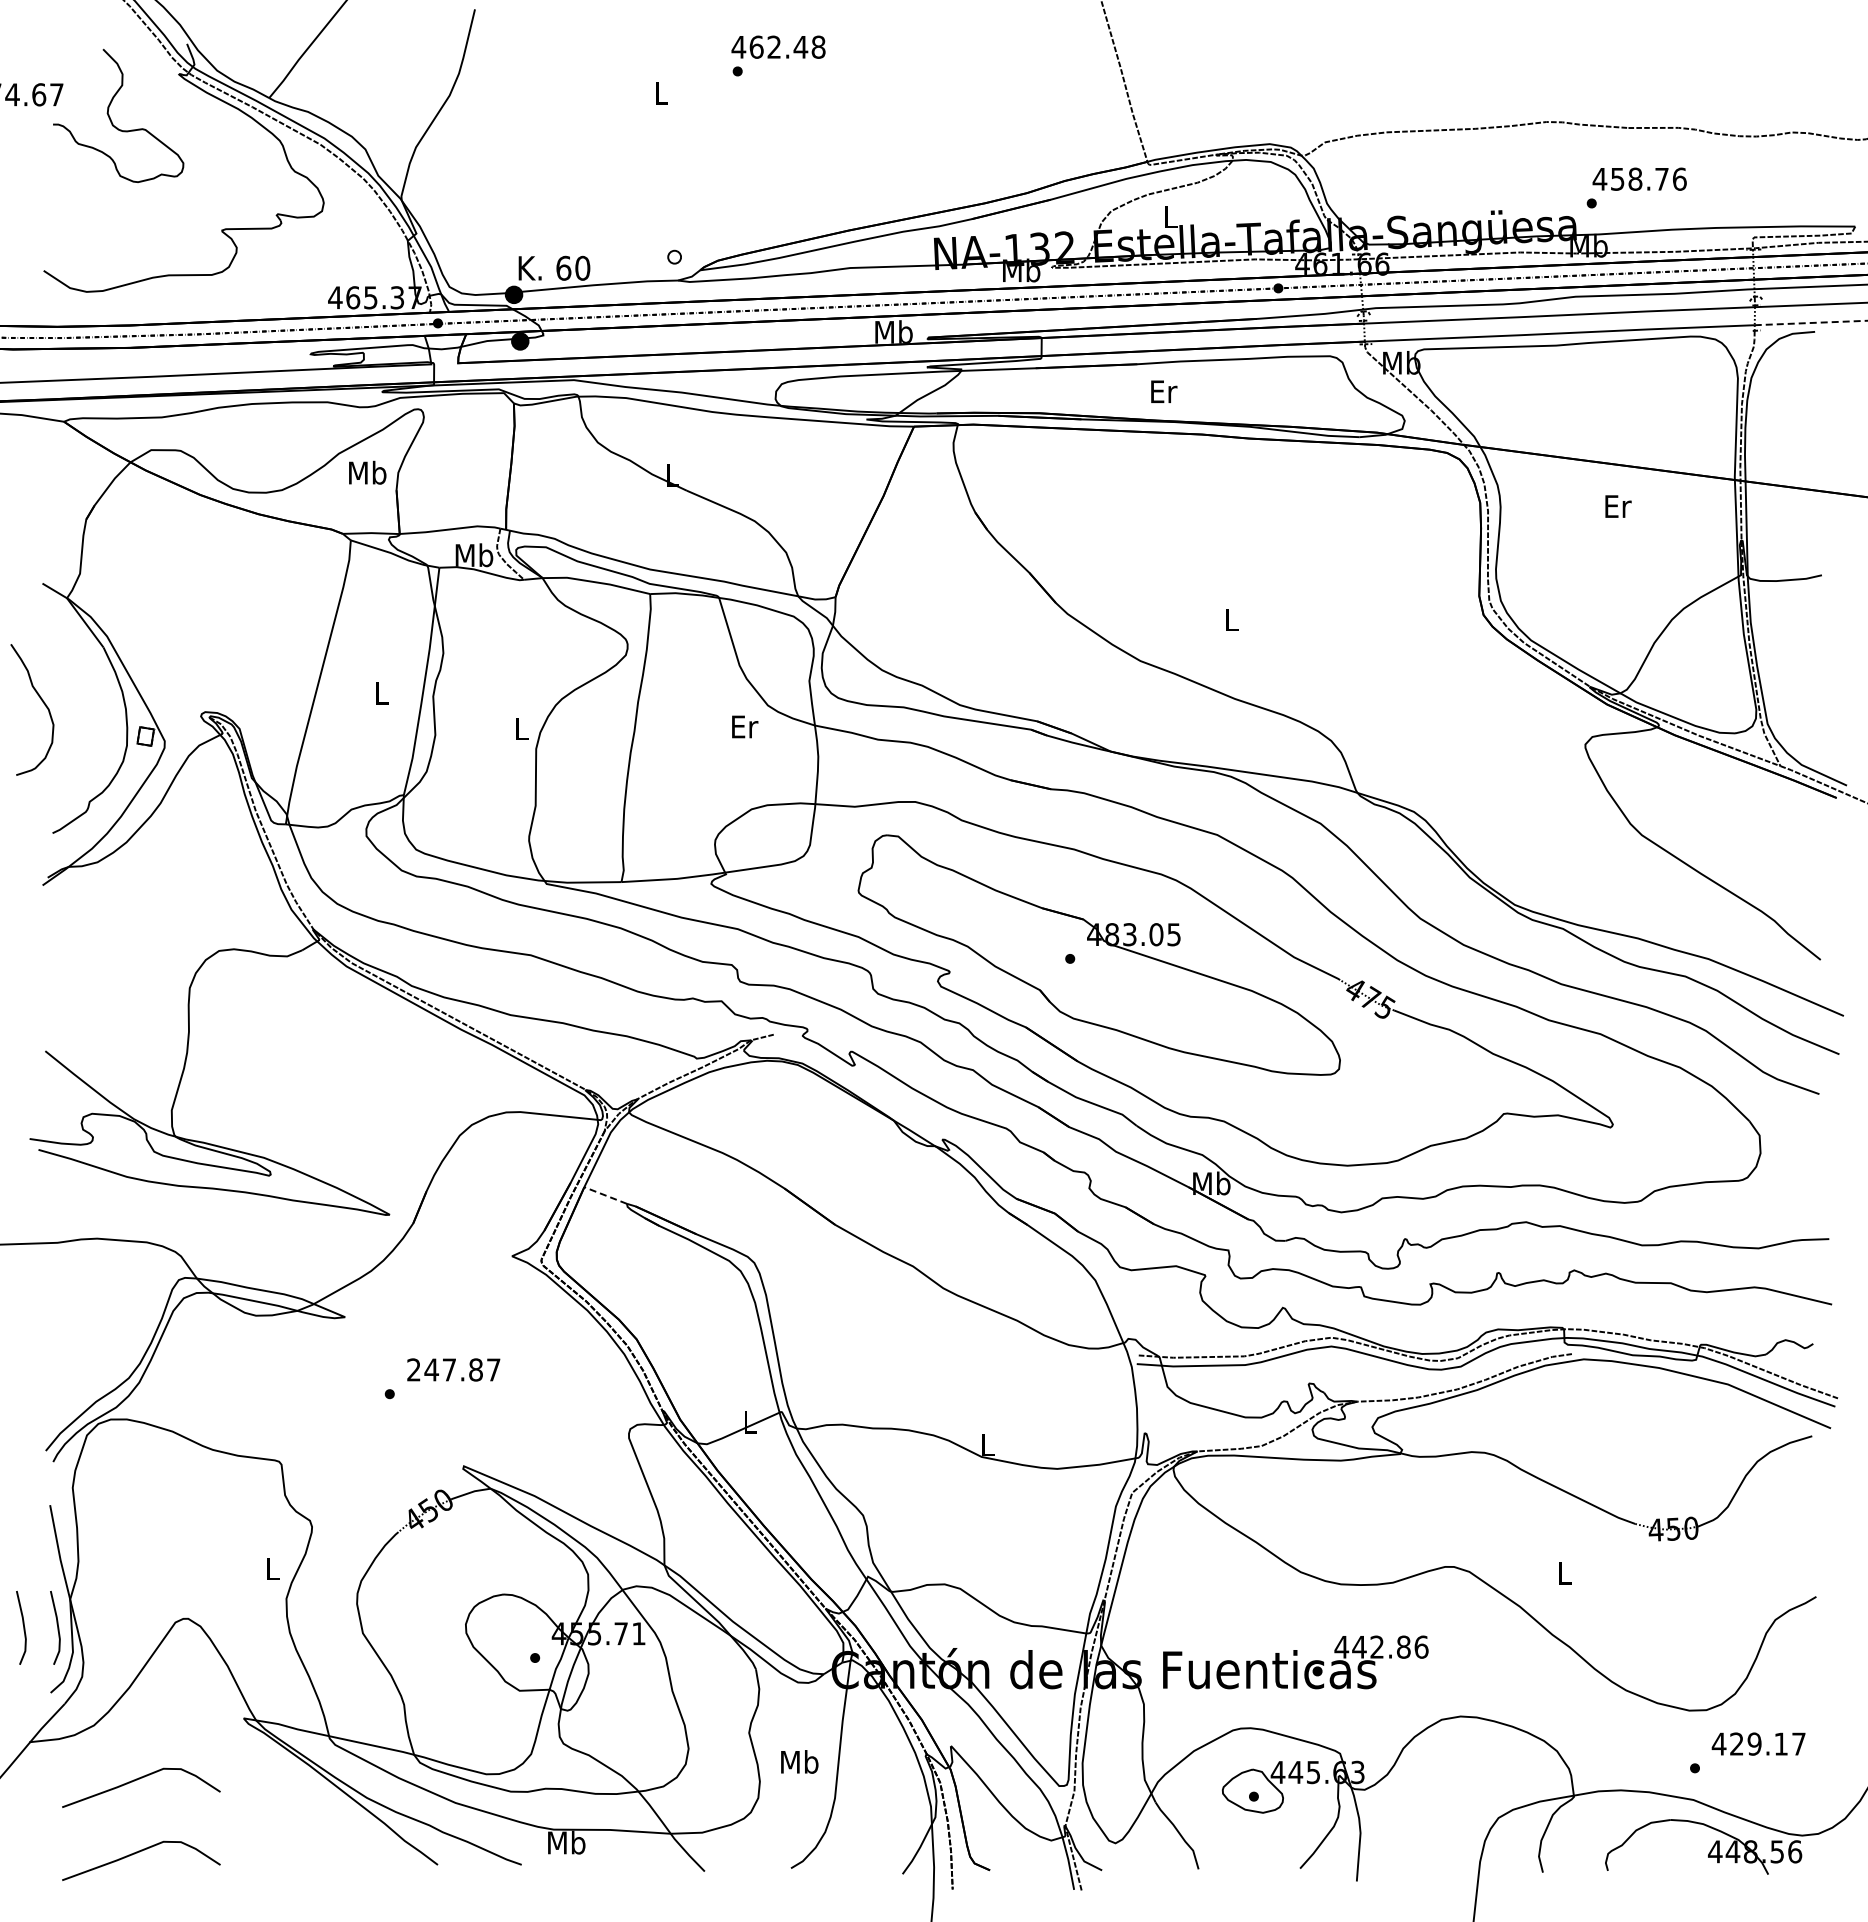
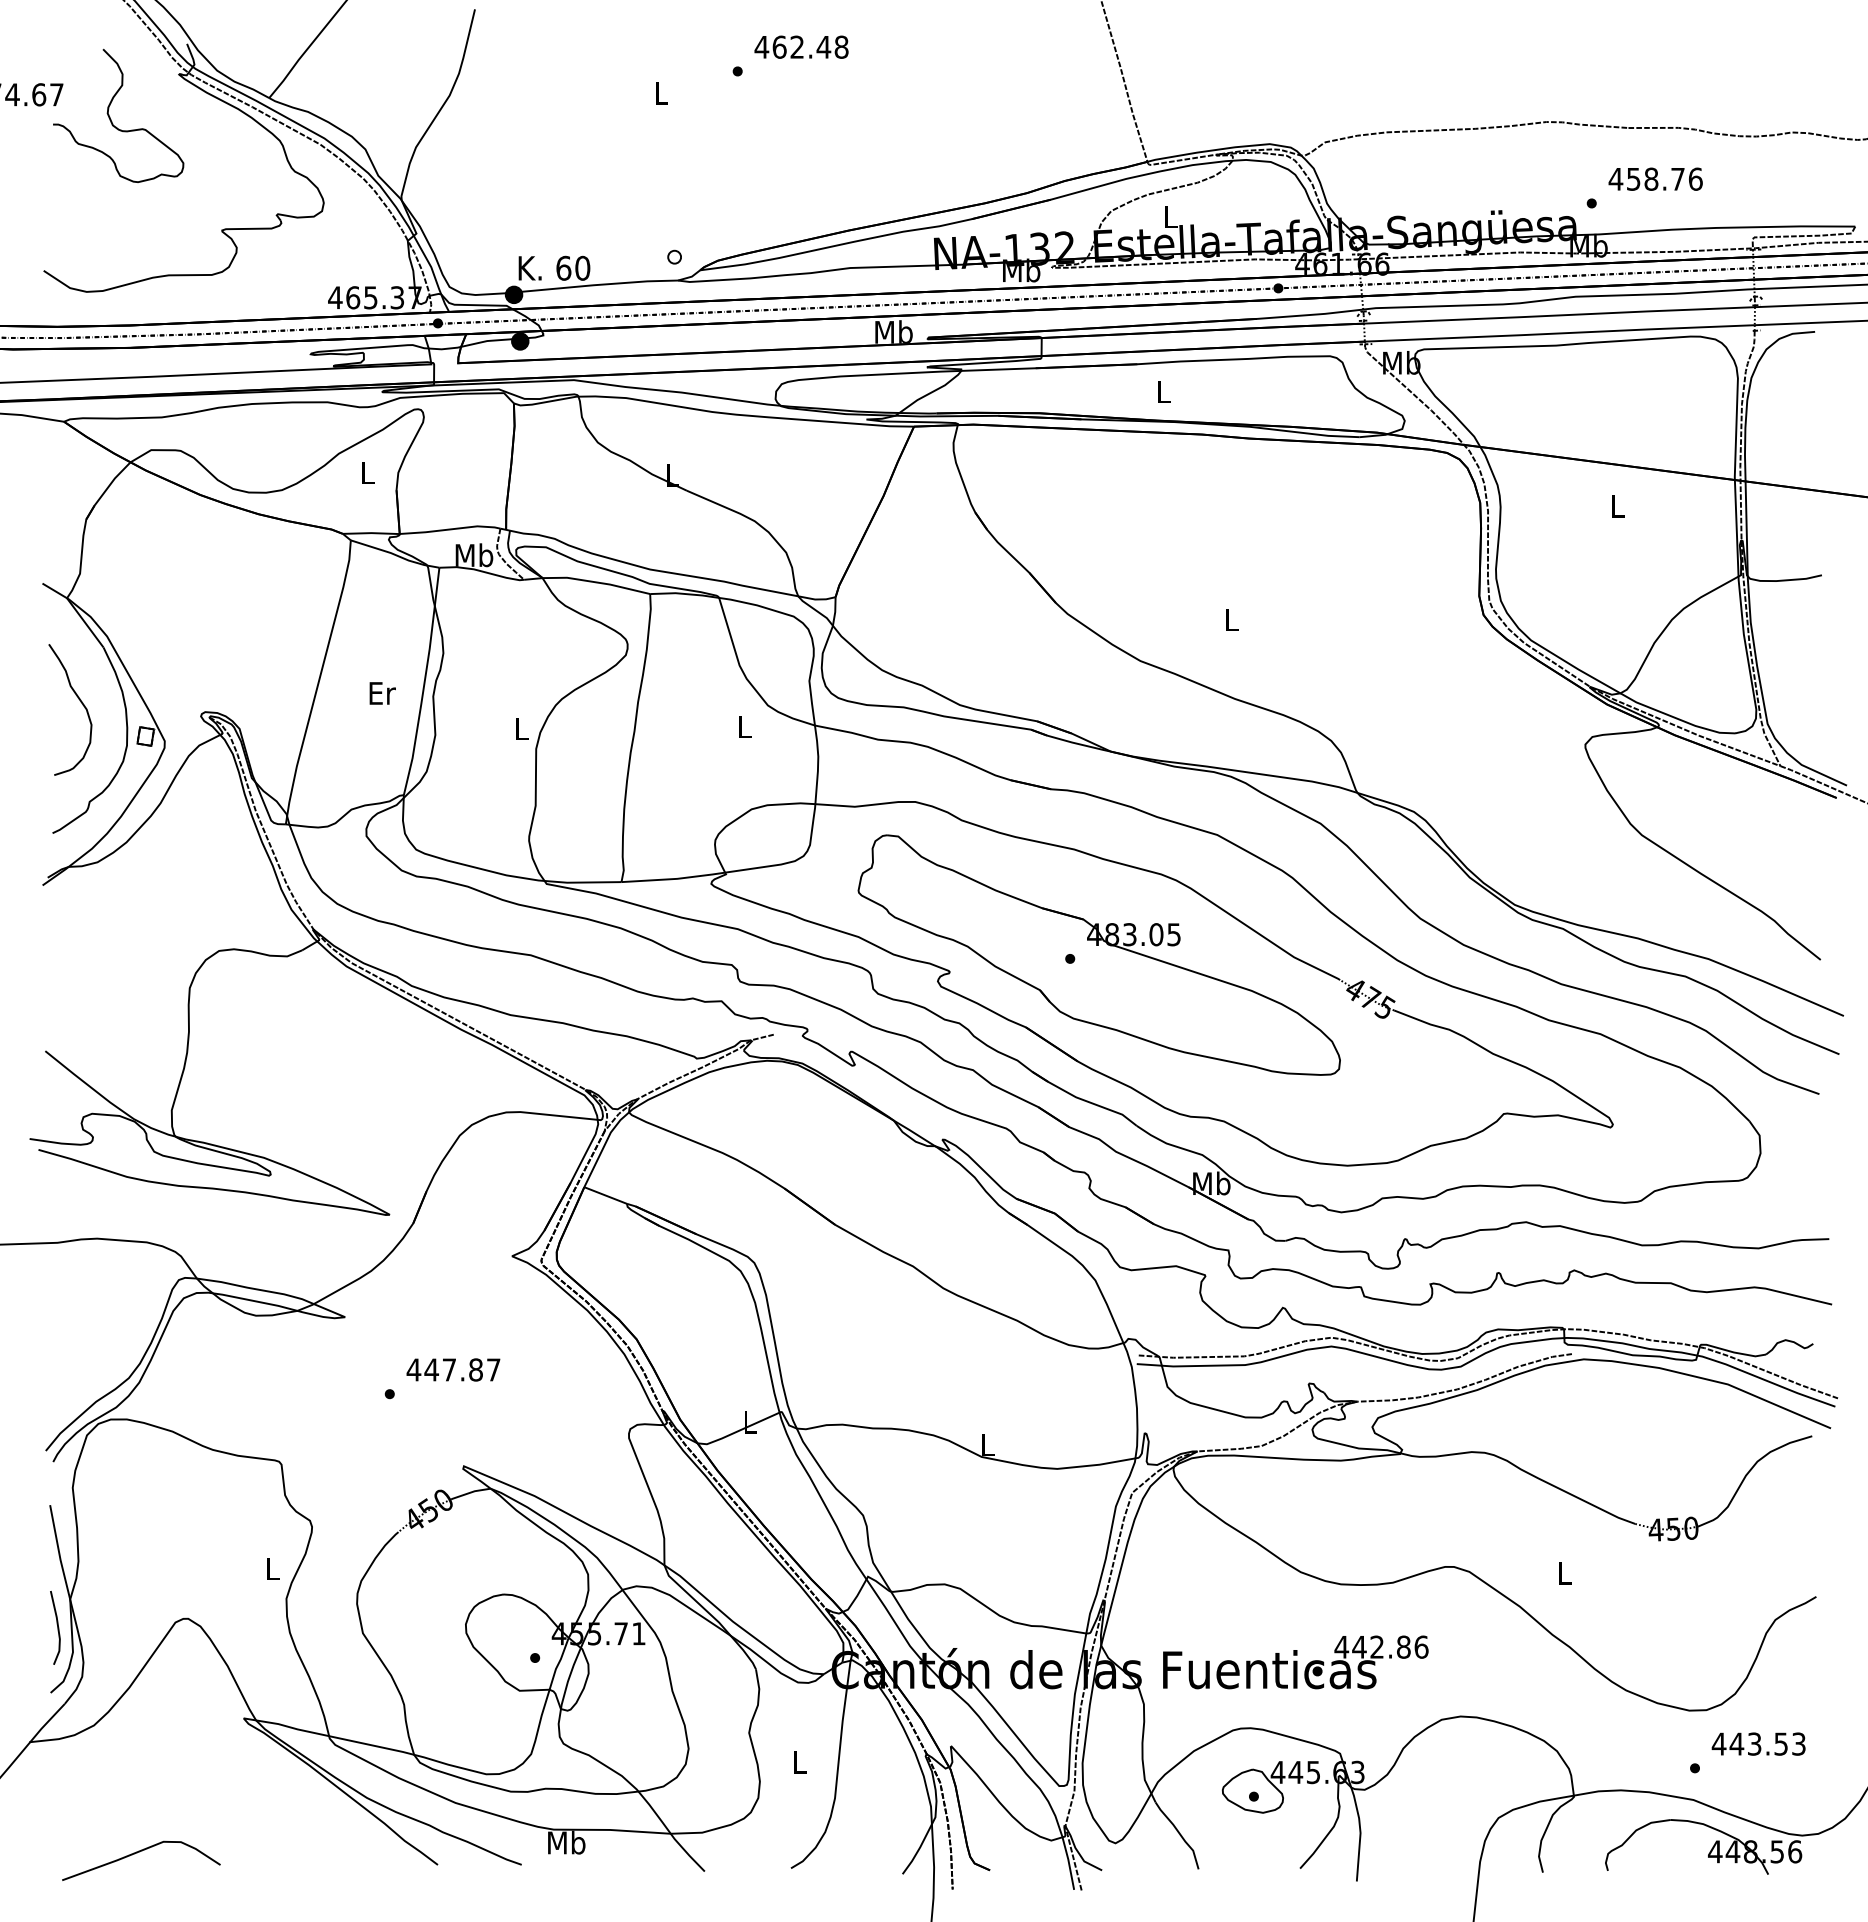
text position: (778, 46) -> (801, 46) (801, 46)
text position: (1639, 178) -> (1655, 178) (1655, 178)
line: dashed -> solid (1811, 322)
text: Er -> L (1164, 391)
text: Mb -> L (367, 472)
text: Er -> L (1618, 506)
text: L -> Er (382, 693)
curve position: (42, 702) -> (80, 702) (80, 702)
text: Er -> L (745, 726)
line: dashed -> solid (605, 1195)
text: 247.87 -> 447.87 (413, 1369)
line: present -> none (23, 1627)
text: 429.17 -> 443.53 (1767, 1743)
text: Mb -> L (799, 1761)
curve: present -> none (137, 1780)
